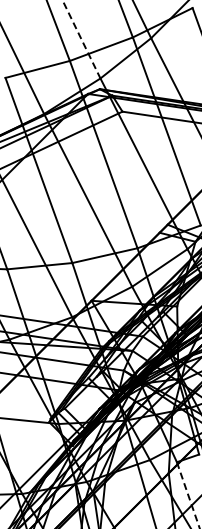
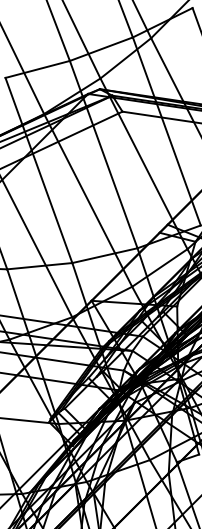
line: dashed -> solid (81, 39)
line: dashed -> solid (188, 495)
